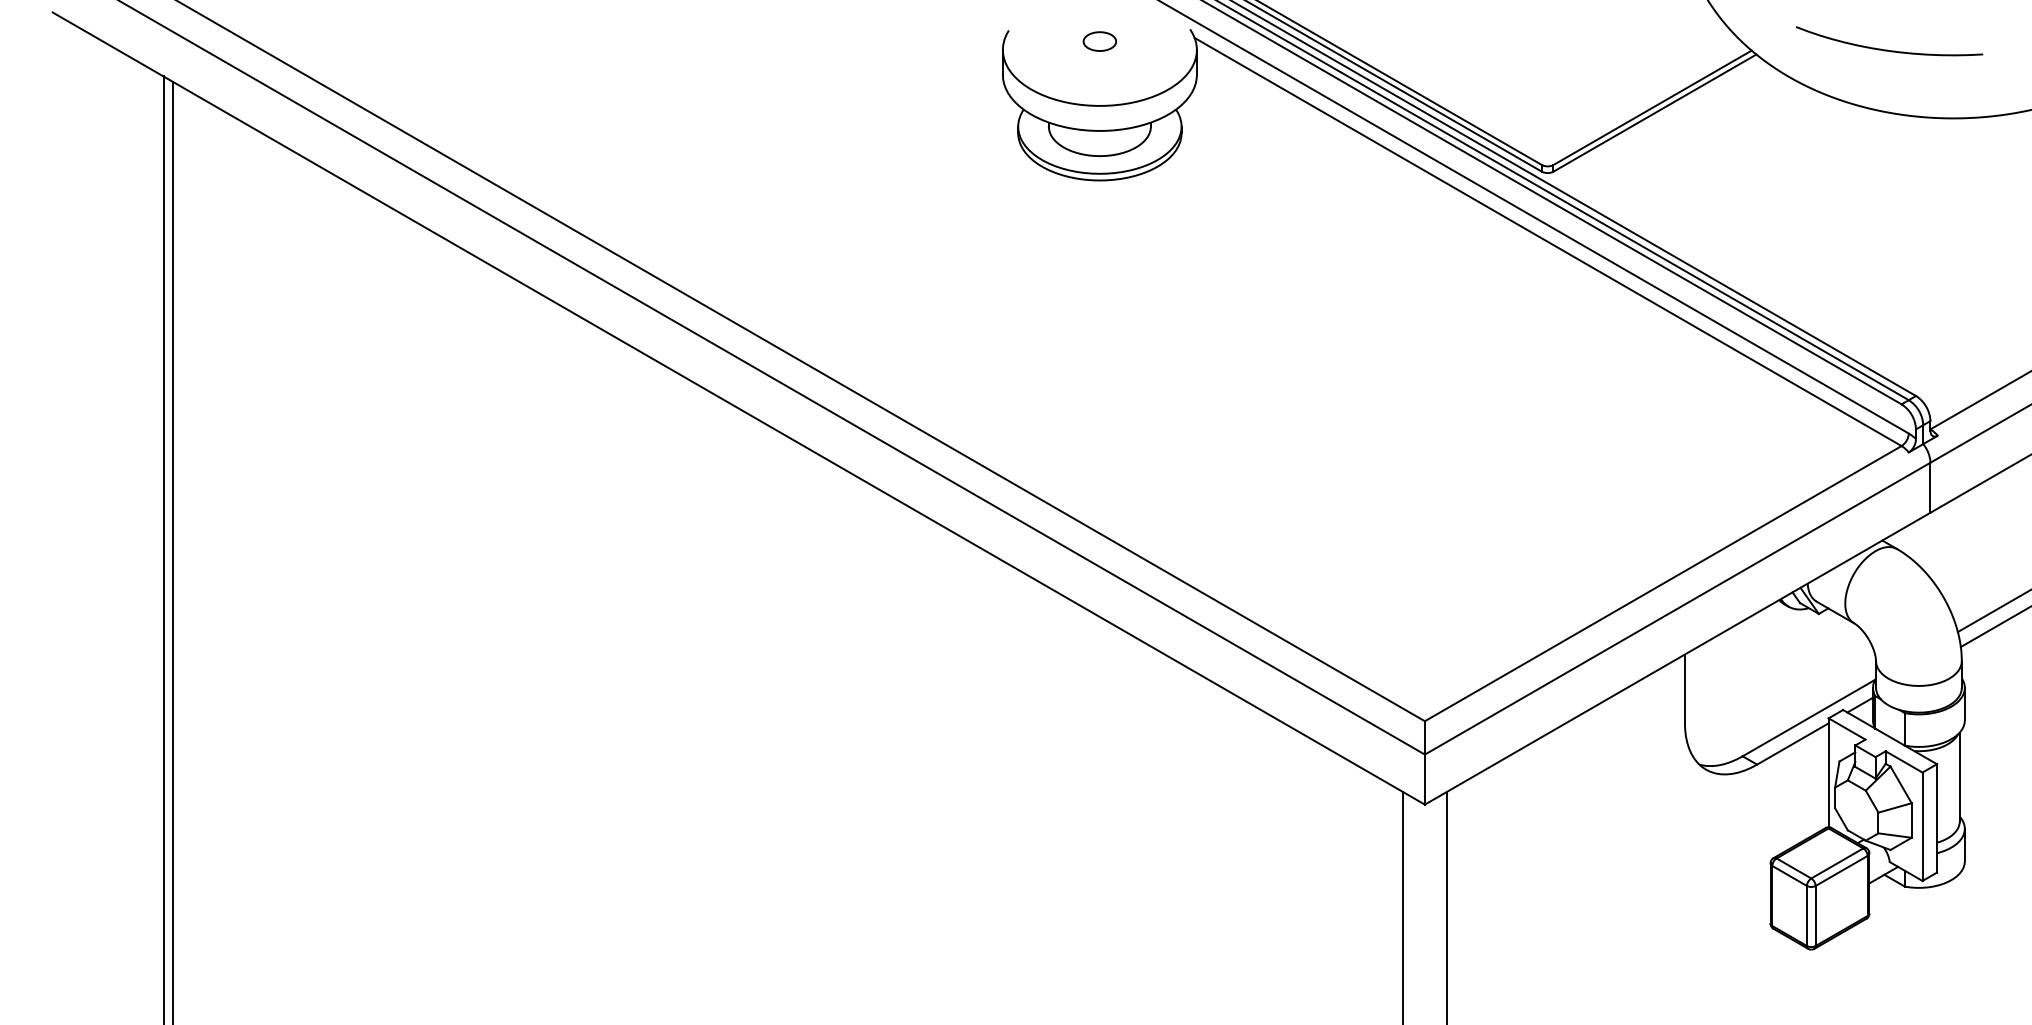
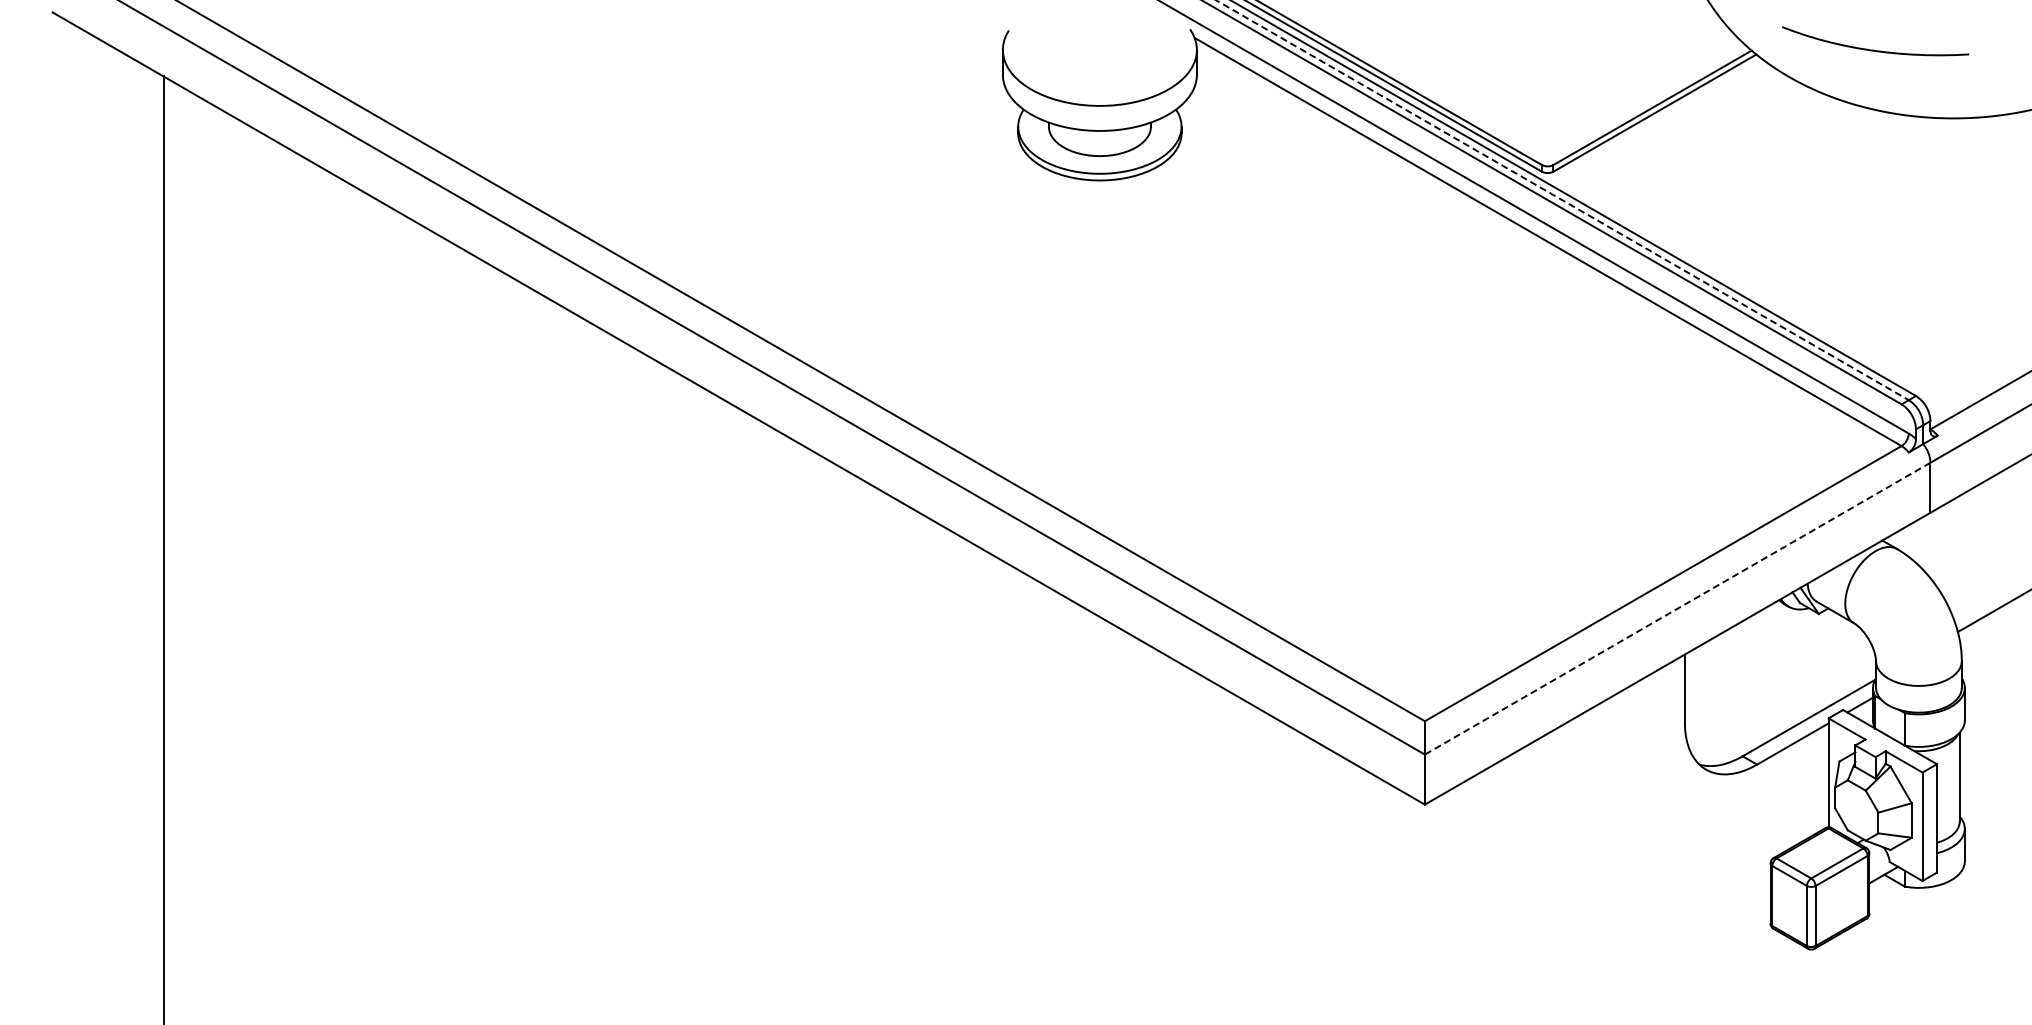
part: present -> none (1099, 41)
curve position: (1887, 49) -> (1873, 49) (1873, 49)
line: solid -> dashed (1562, 200)
line: present -> none (172, 551)
line: solid -> dashed (1677, 608)
line: present -> none (1994, 627)
line: present -> none (1403, 906)
line: present -> none (1446, 906)
